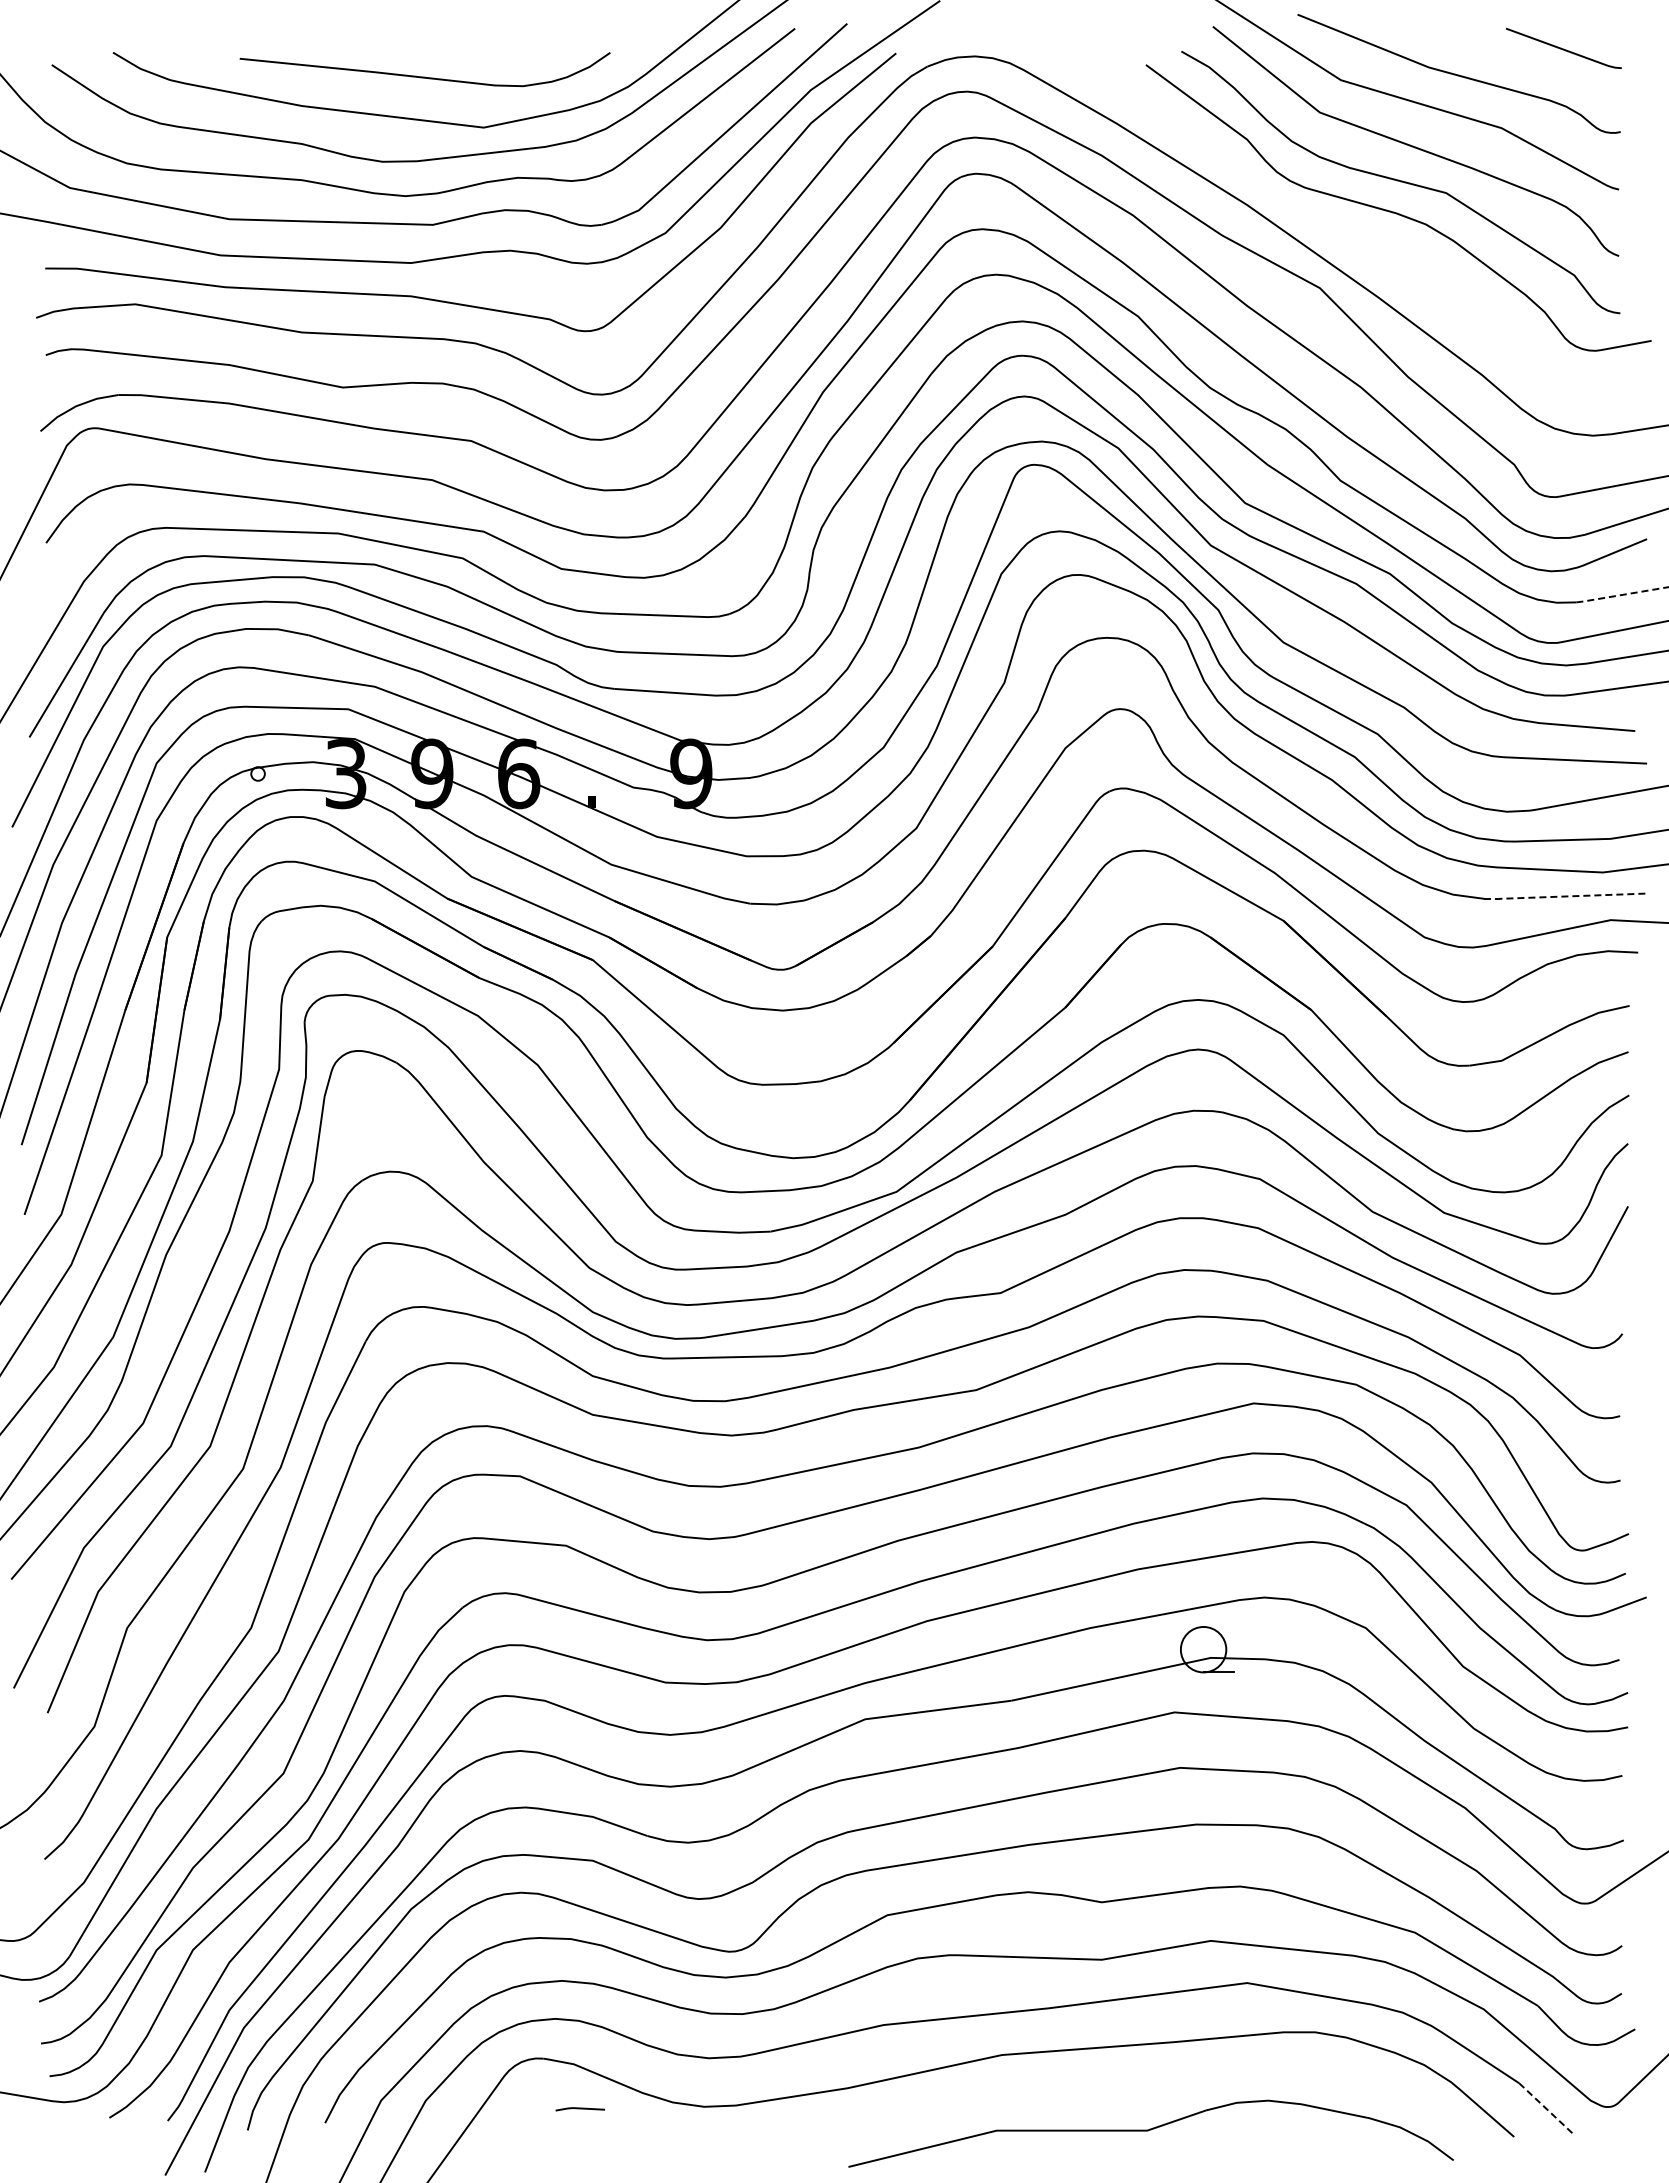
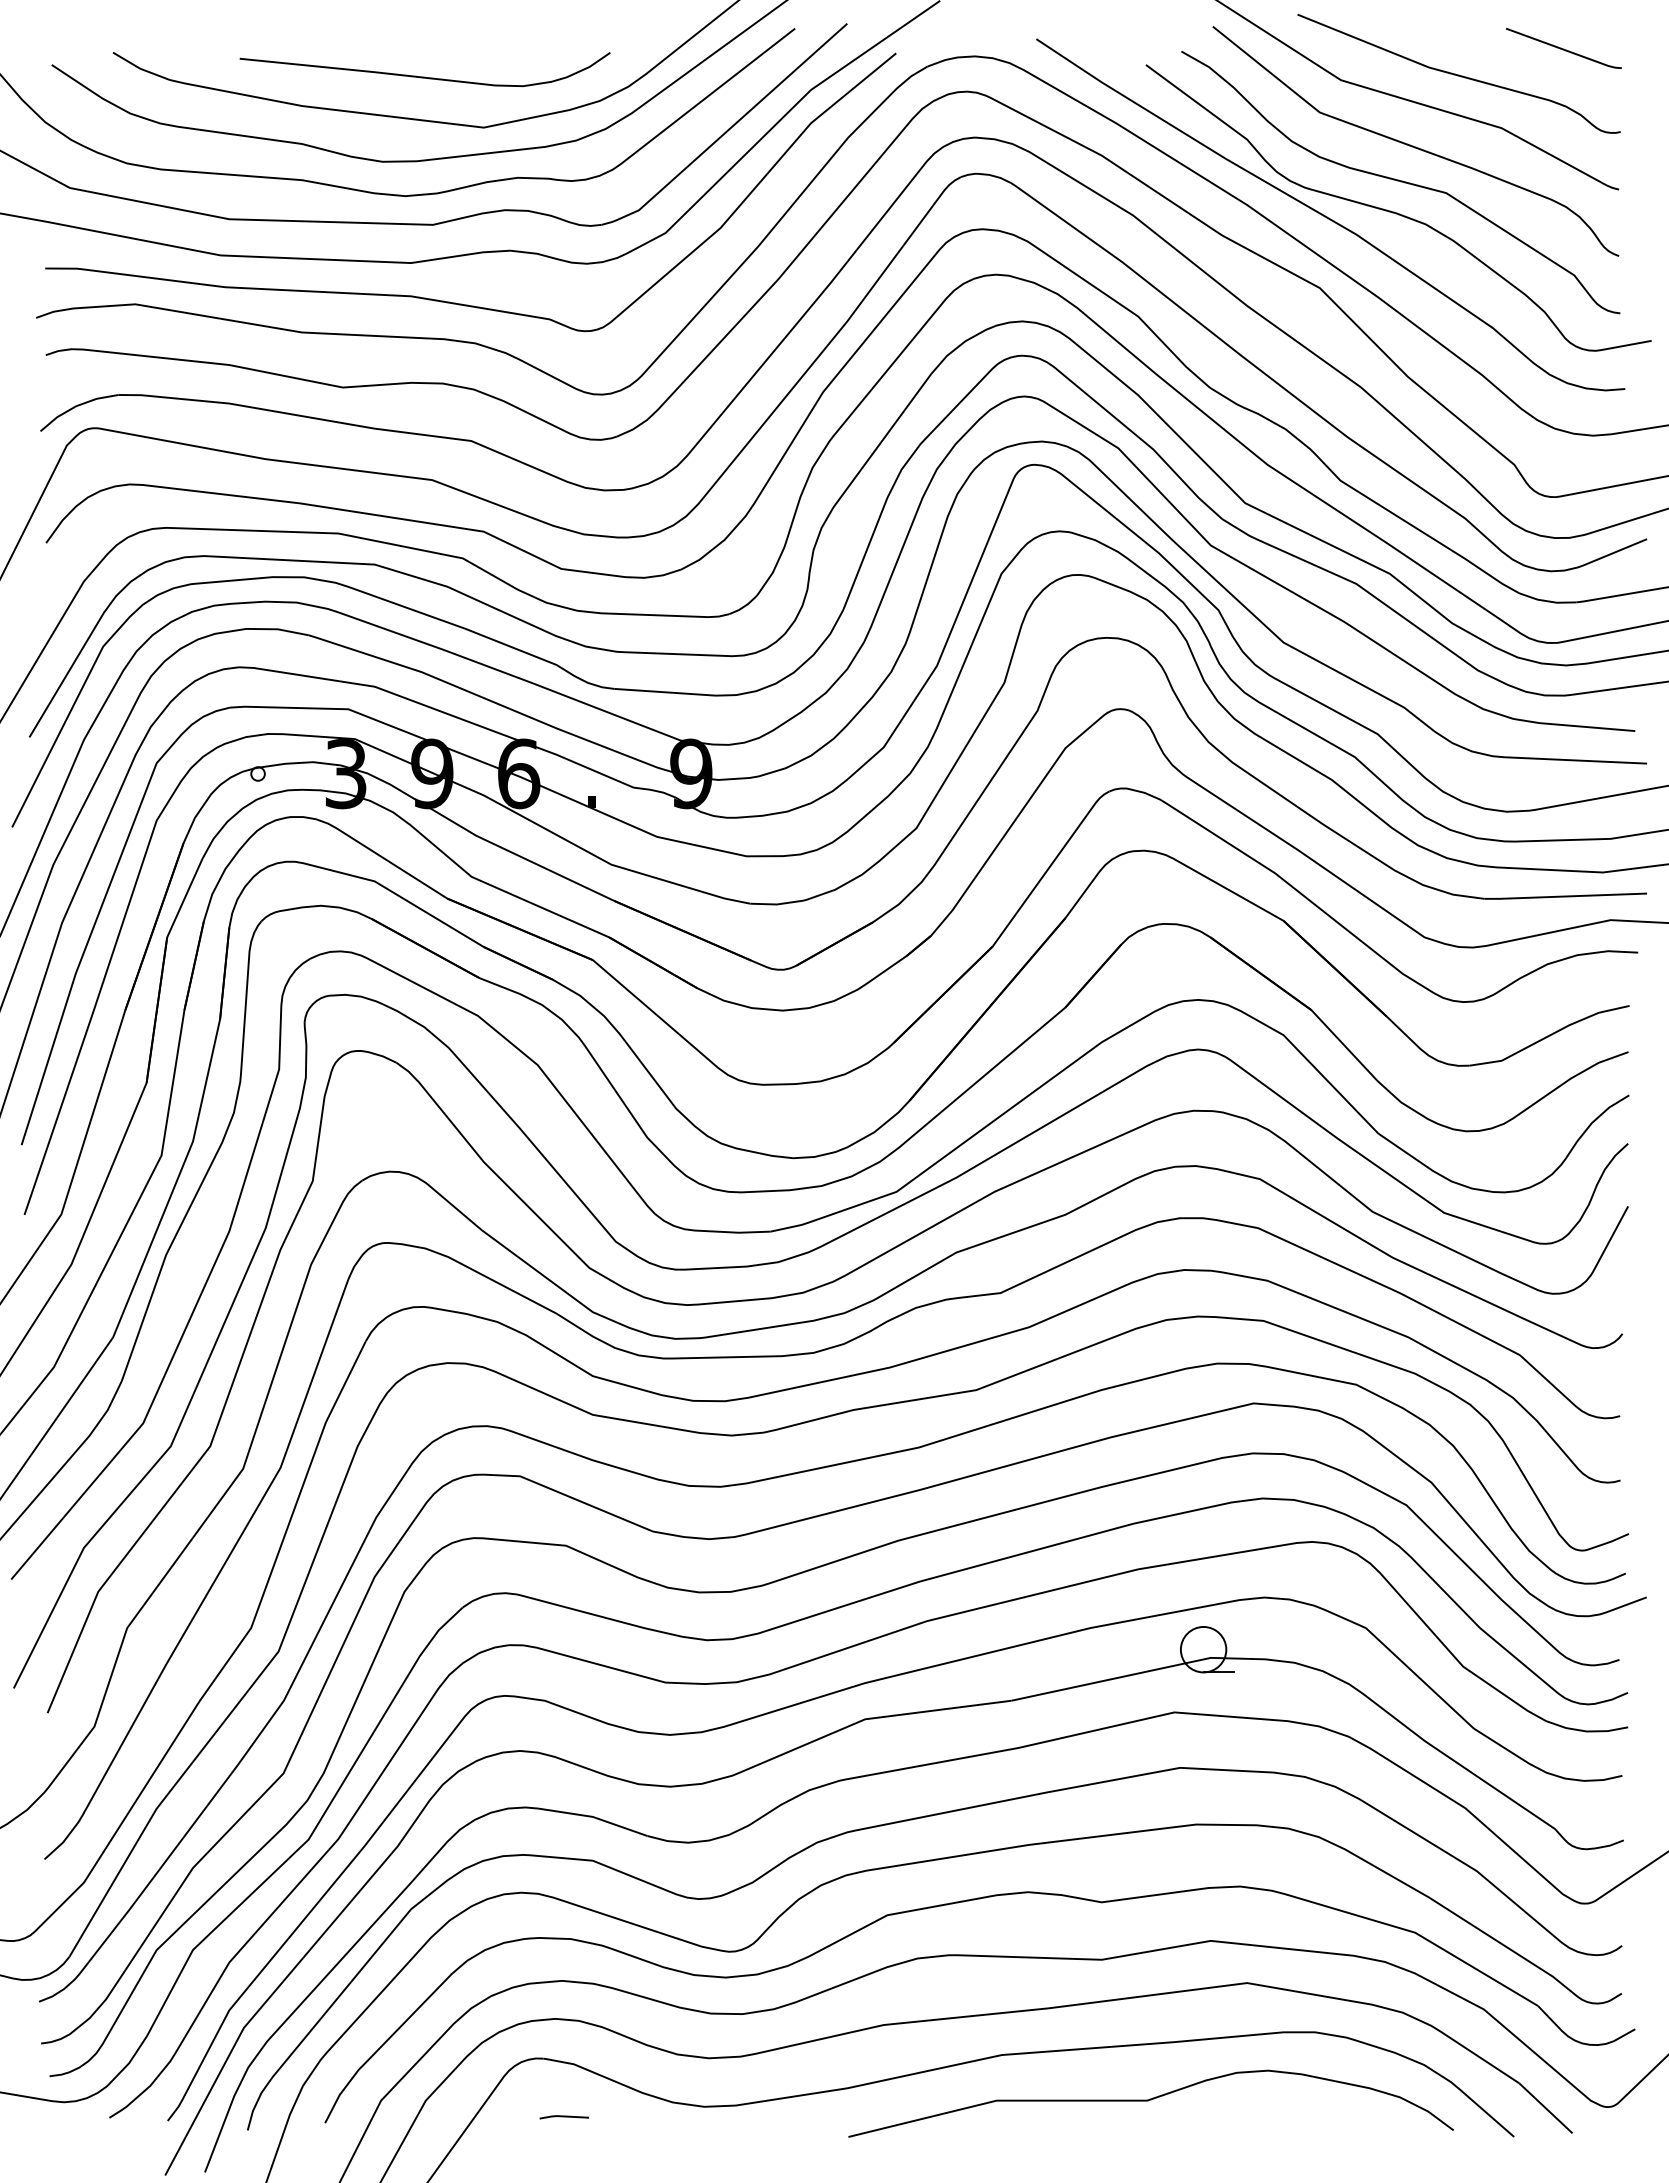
curve: none -> present (1329, 217)
line: dashed -> solid (1621, 595)
line: dashed -> solid (1565, 896)
line: dashed -> solid (1545, 2108)
line position: (579, 2109) -> (563, 2117) (563, 2117)
curve position: (1148, 2131) -> (1148, 2101) (1148, 2101)
